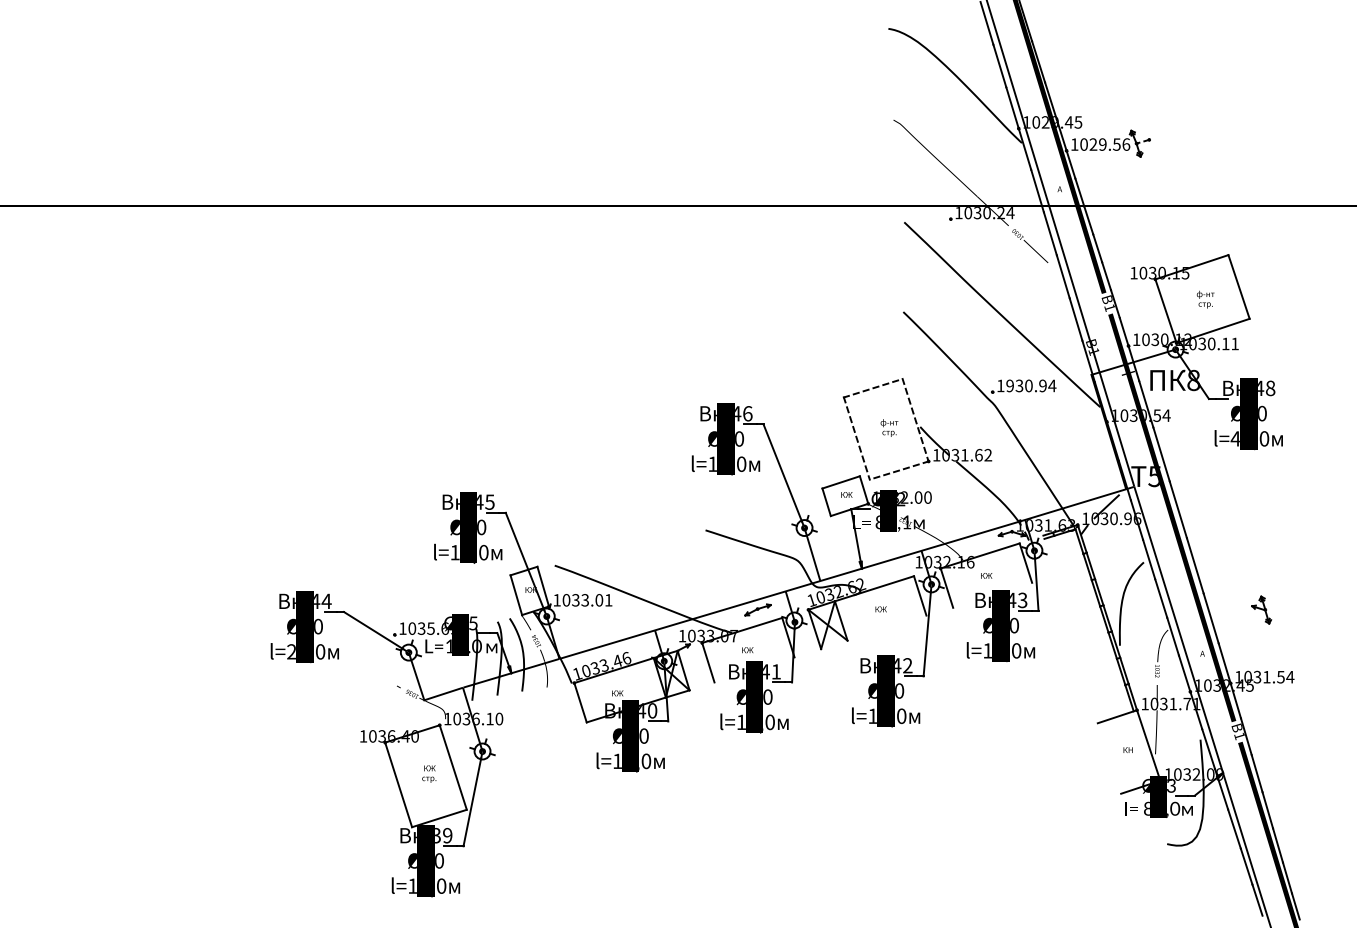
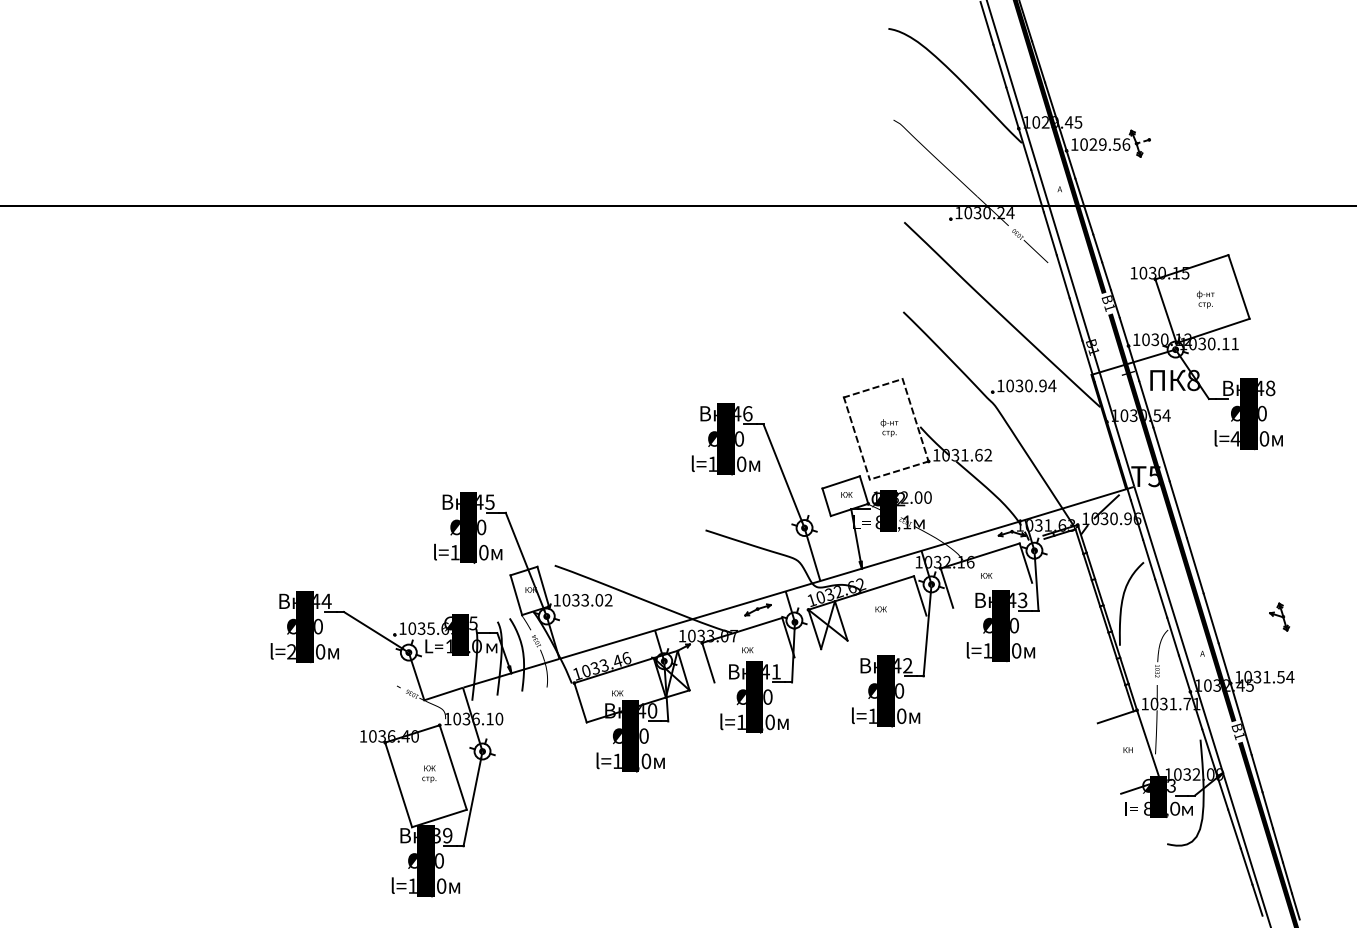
text: 1930.94 -> 1030.94 (1009, 385)
text: 1033.01 -> 1033.02 (608, 600)
part position: (1261, 609) -> (1279, 616) (1279, 616)
